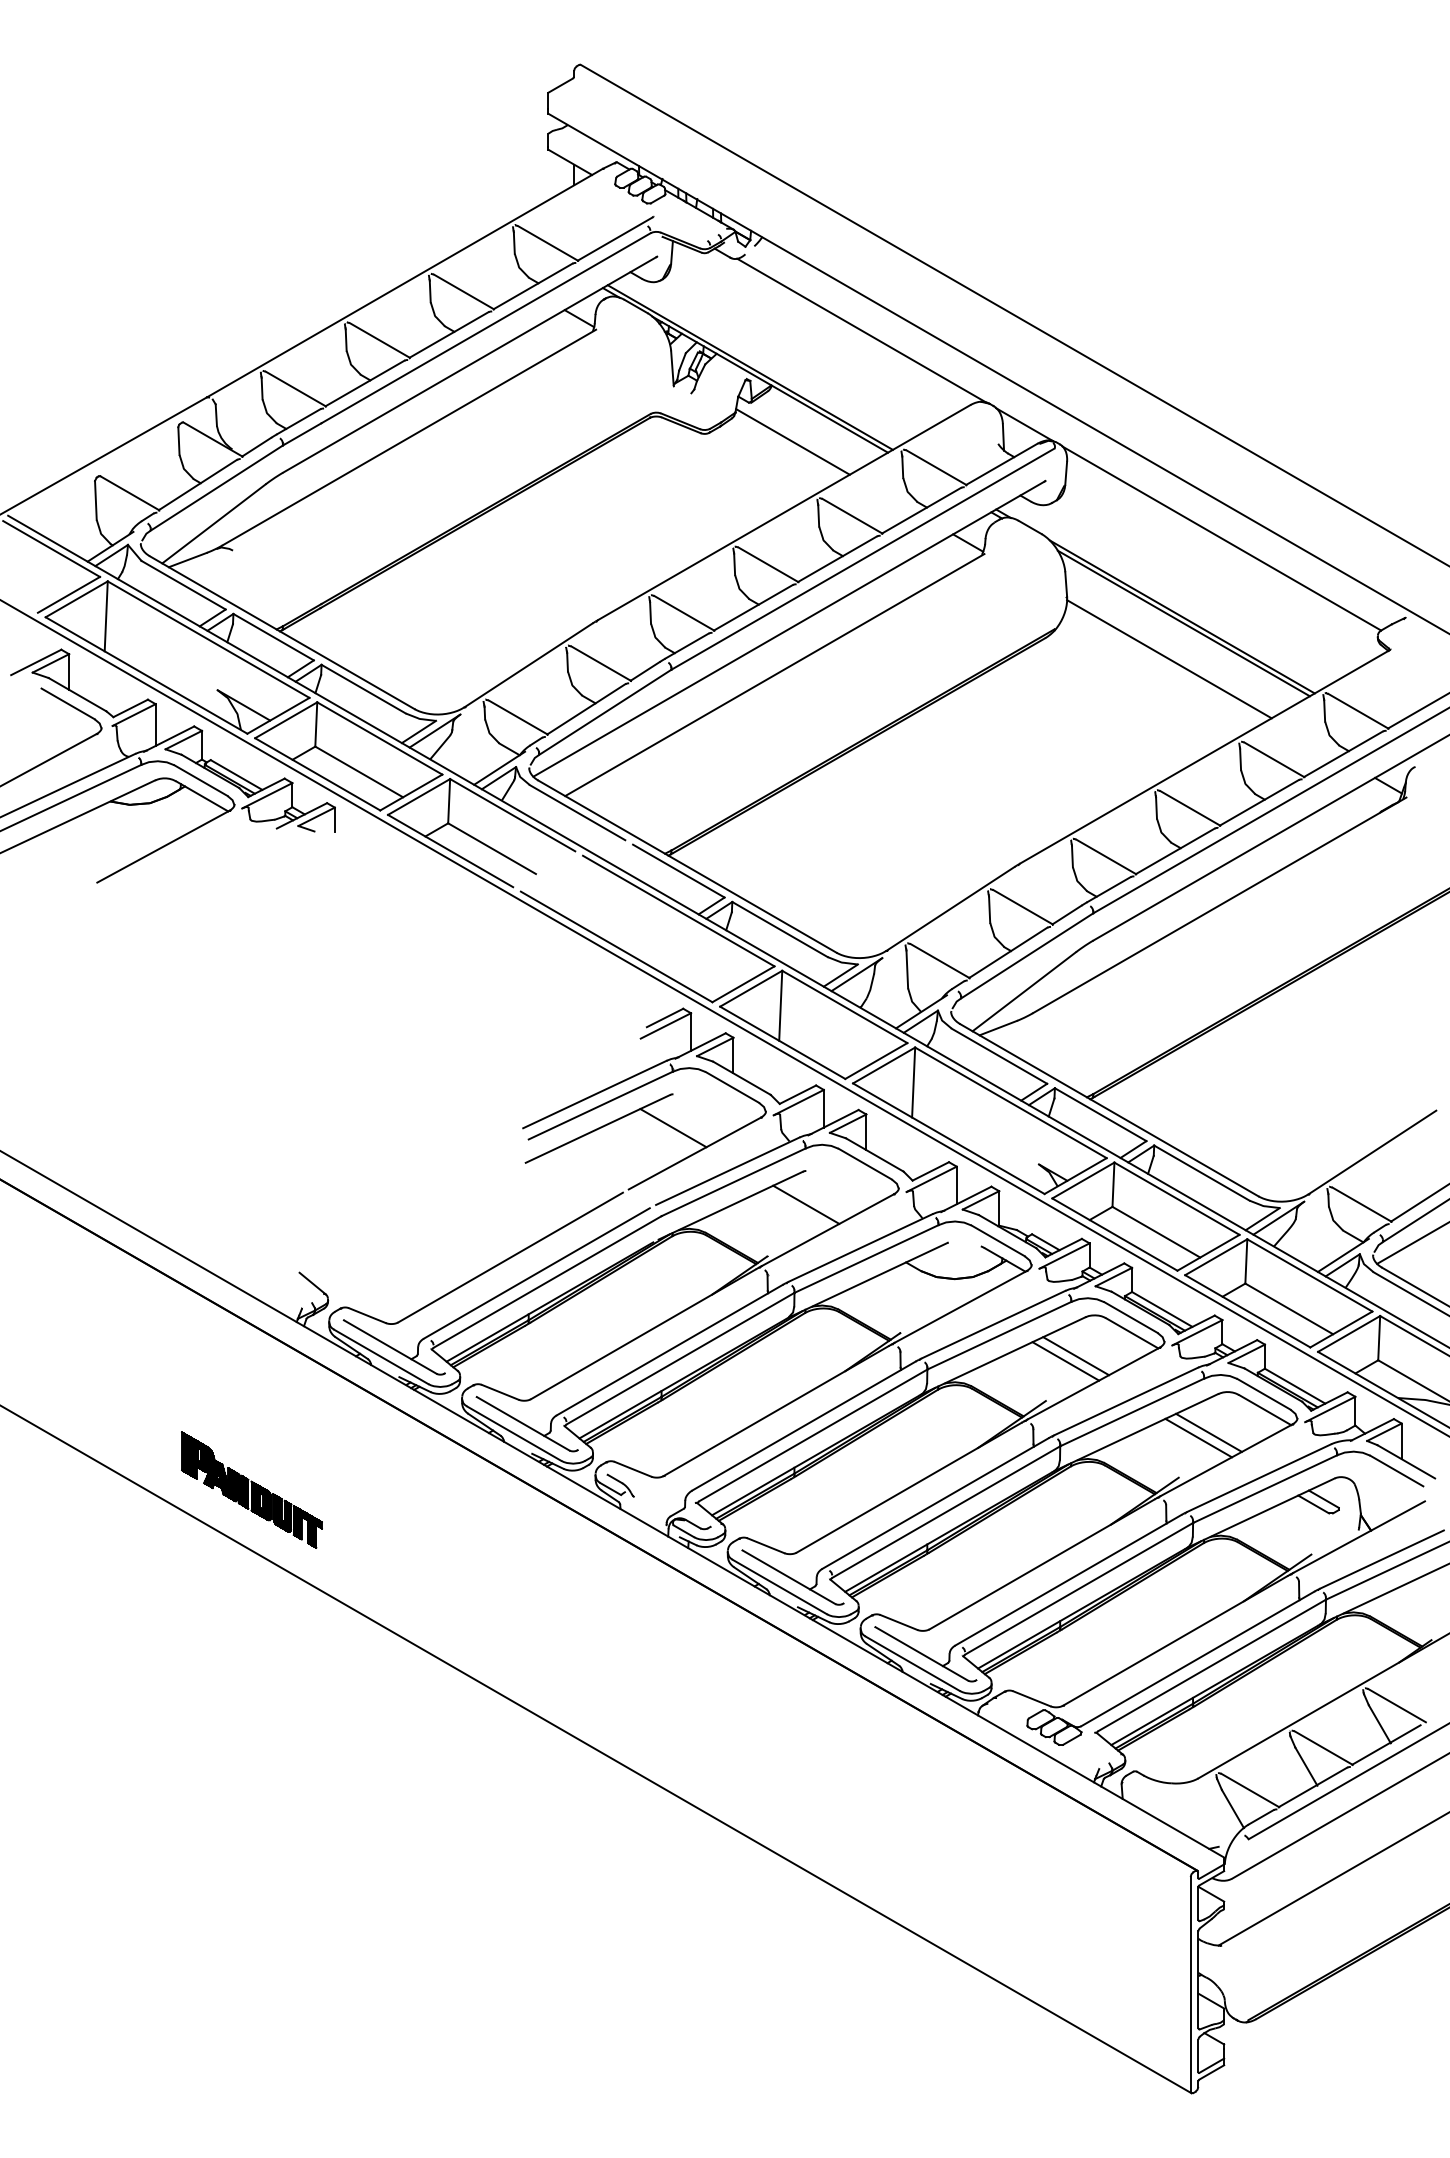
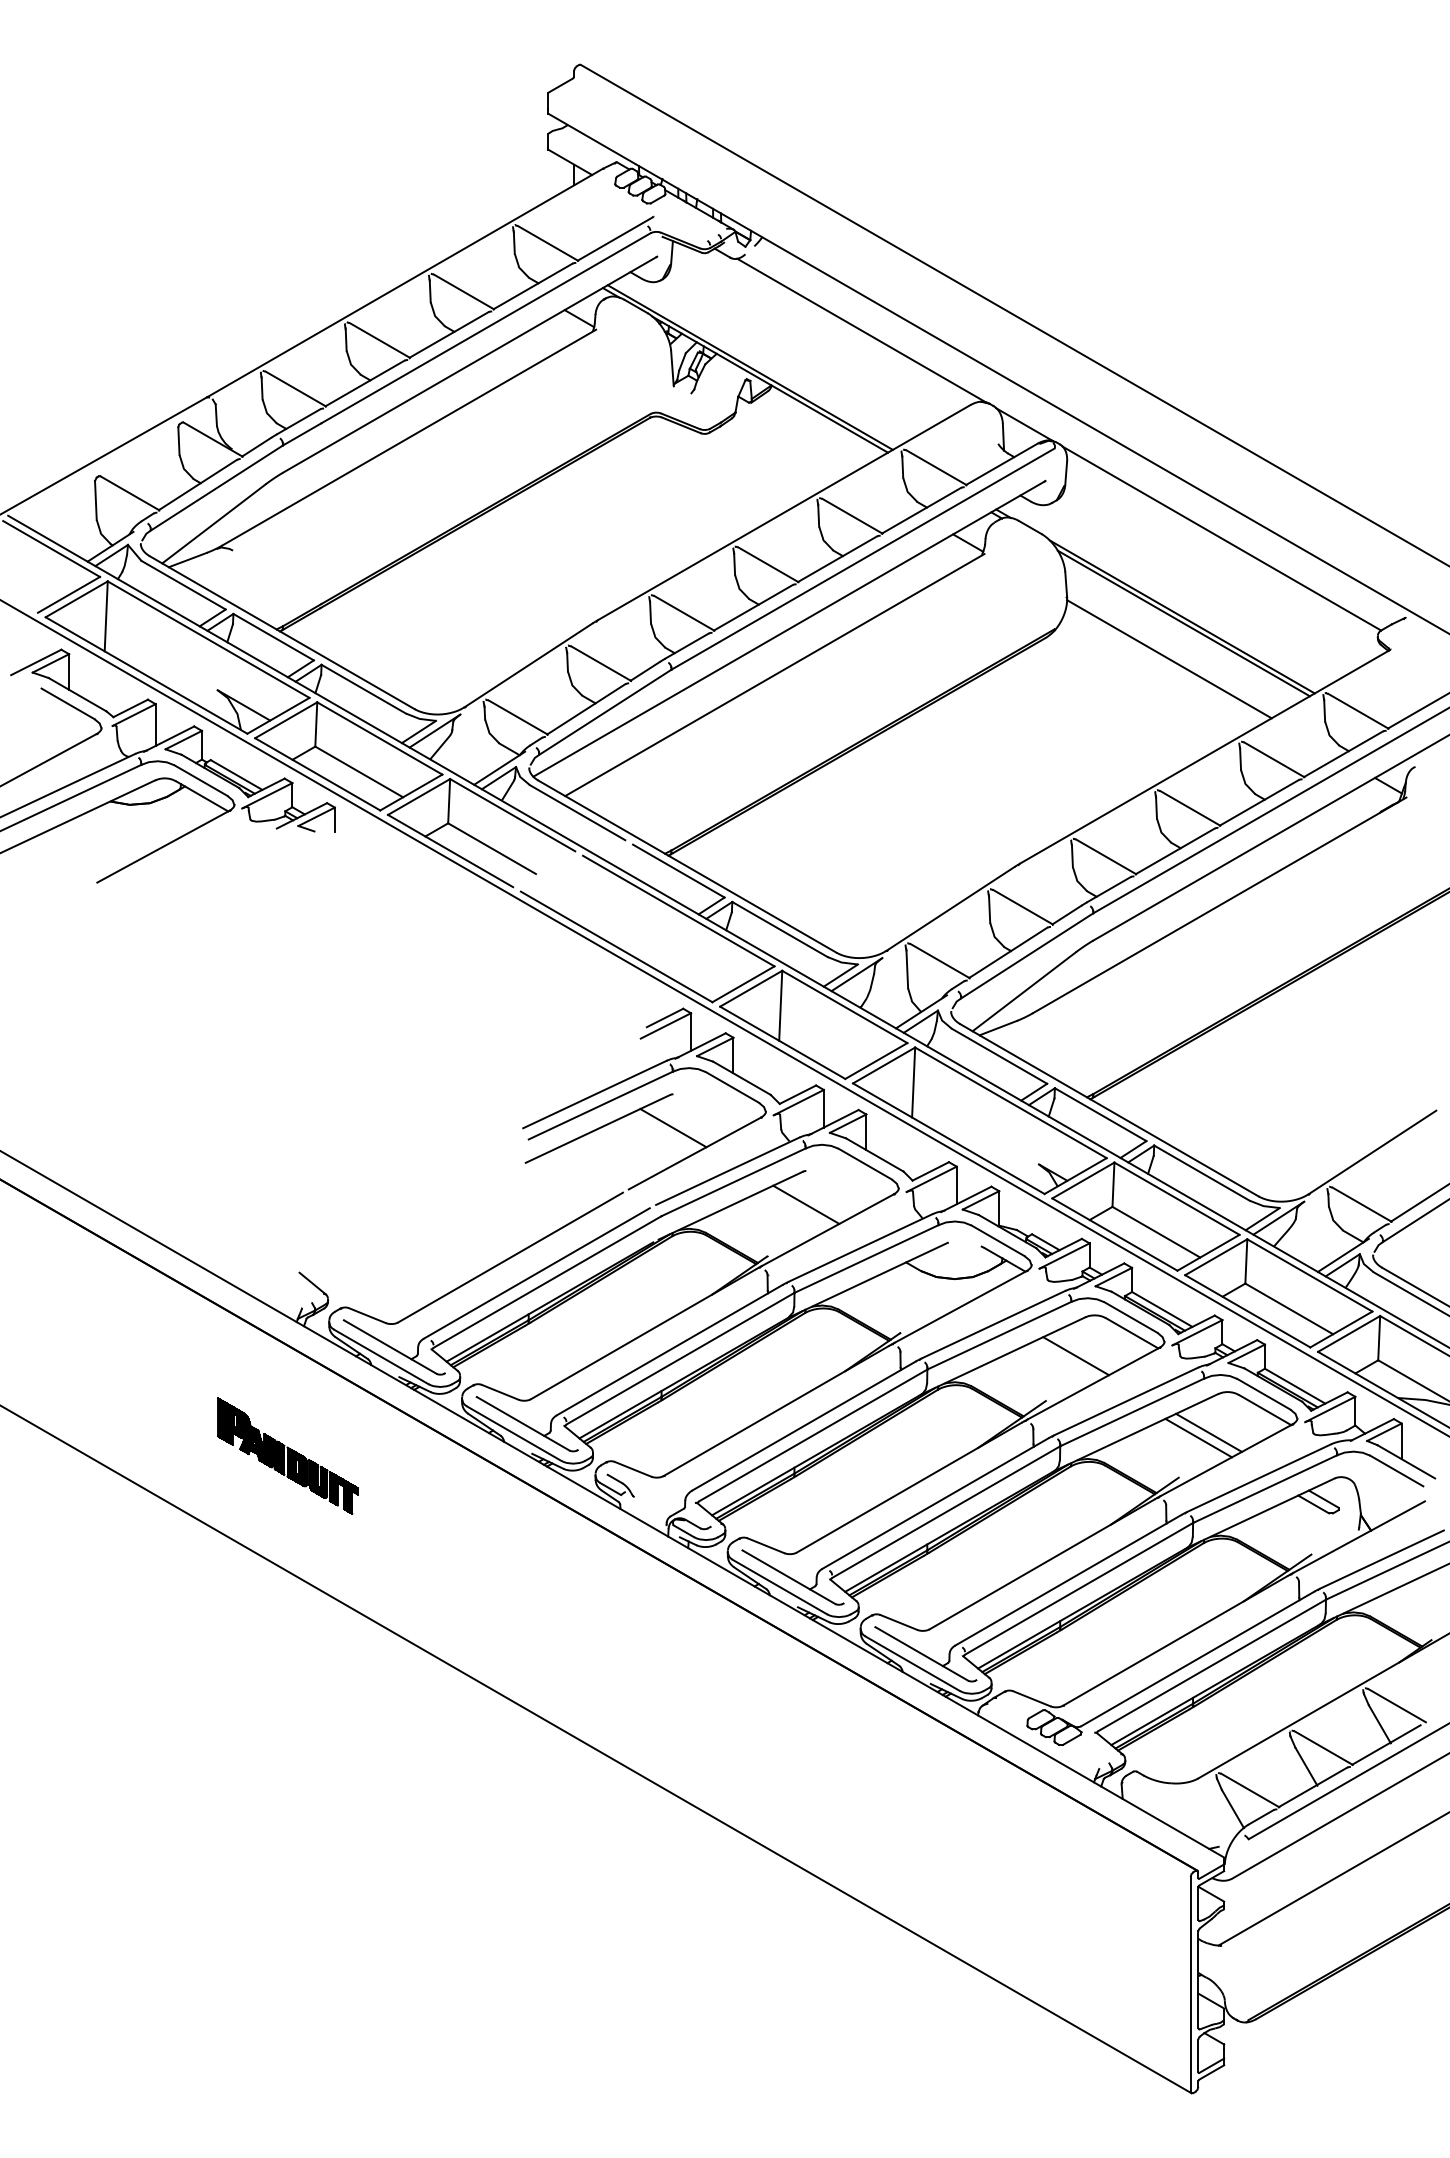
line: present -> none (792, 441)
line: present -> none (1411, 1243)
line: present -> none (1065, 1361)
part position: (251, 1489) -> (287, 1455) (287, 1455)
